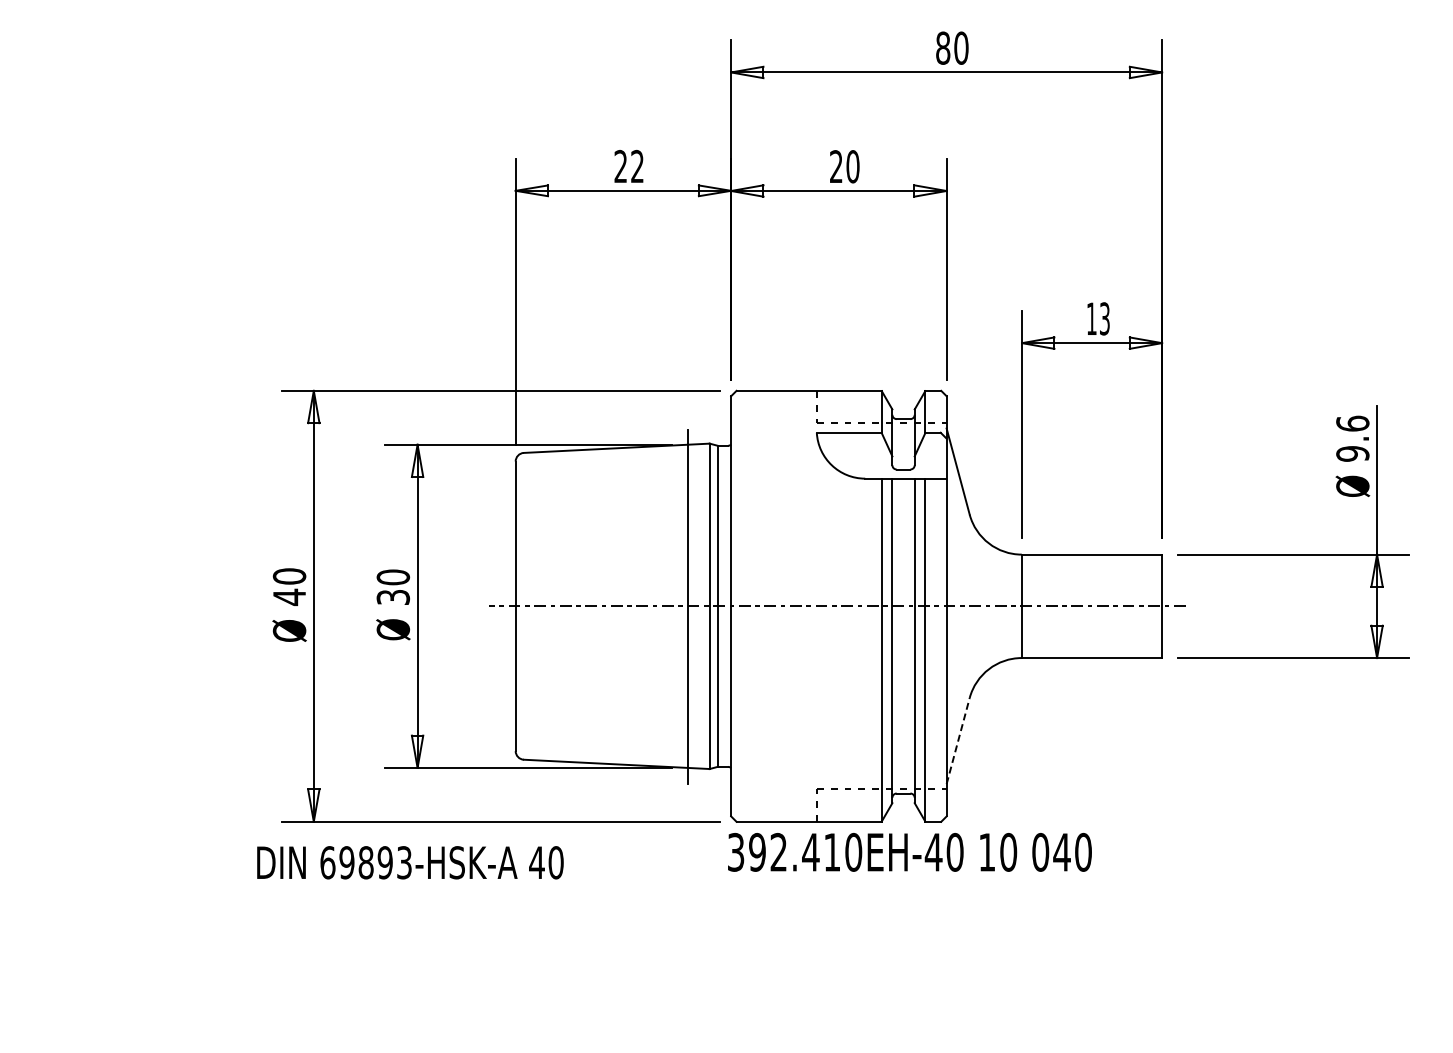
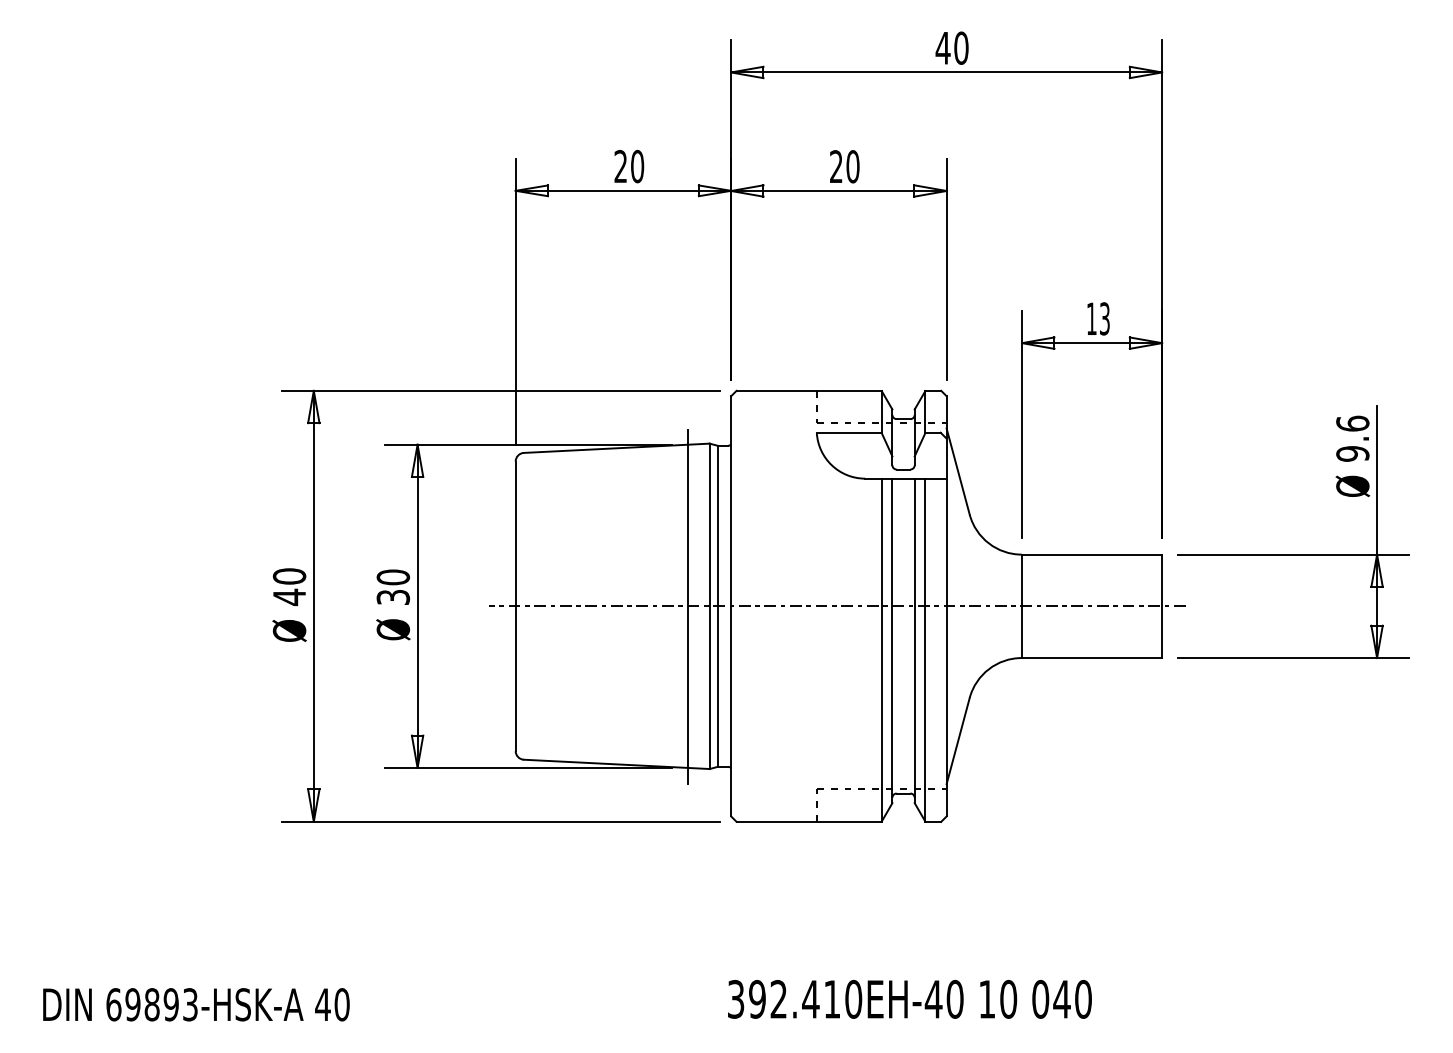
text: 80 -> 40 (942, 47)
text: 22 -> 20 (637, 166)
line: dashed -> solid (958, 741)
text position: (909, 852) -> (909, 999) (909, 999)
text position: (410, 862) -> (196, 1004) (196, 1004)
